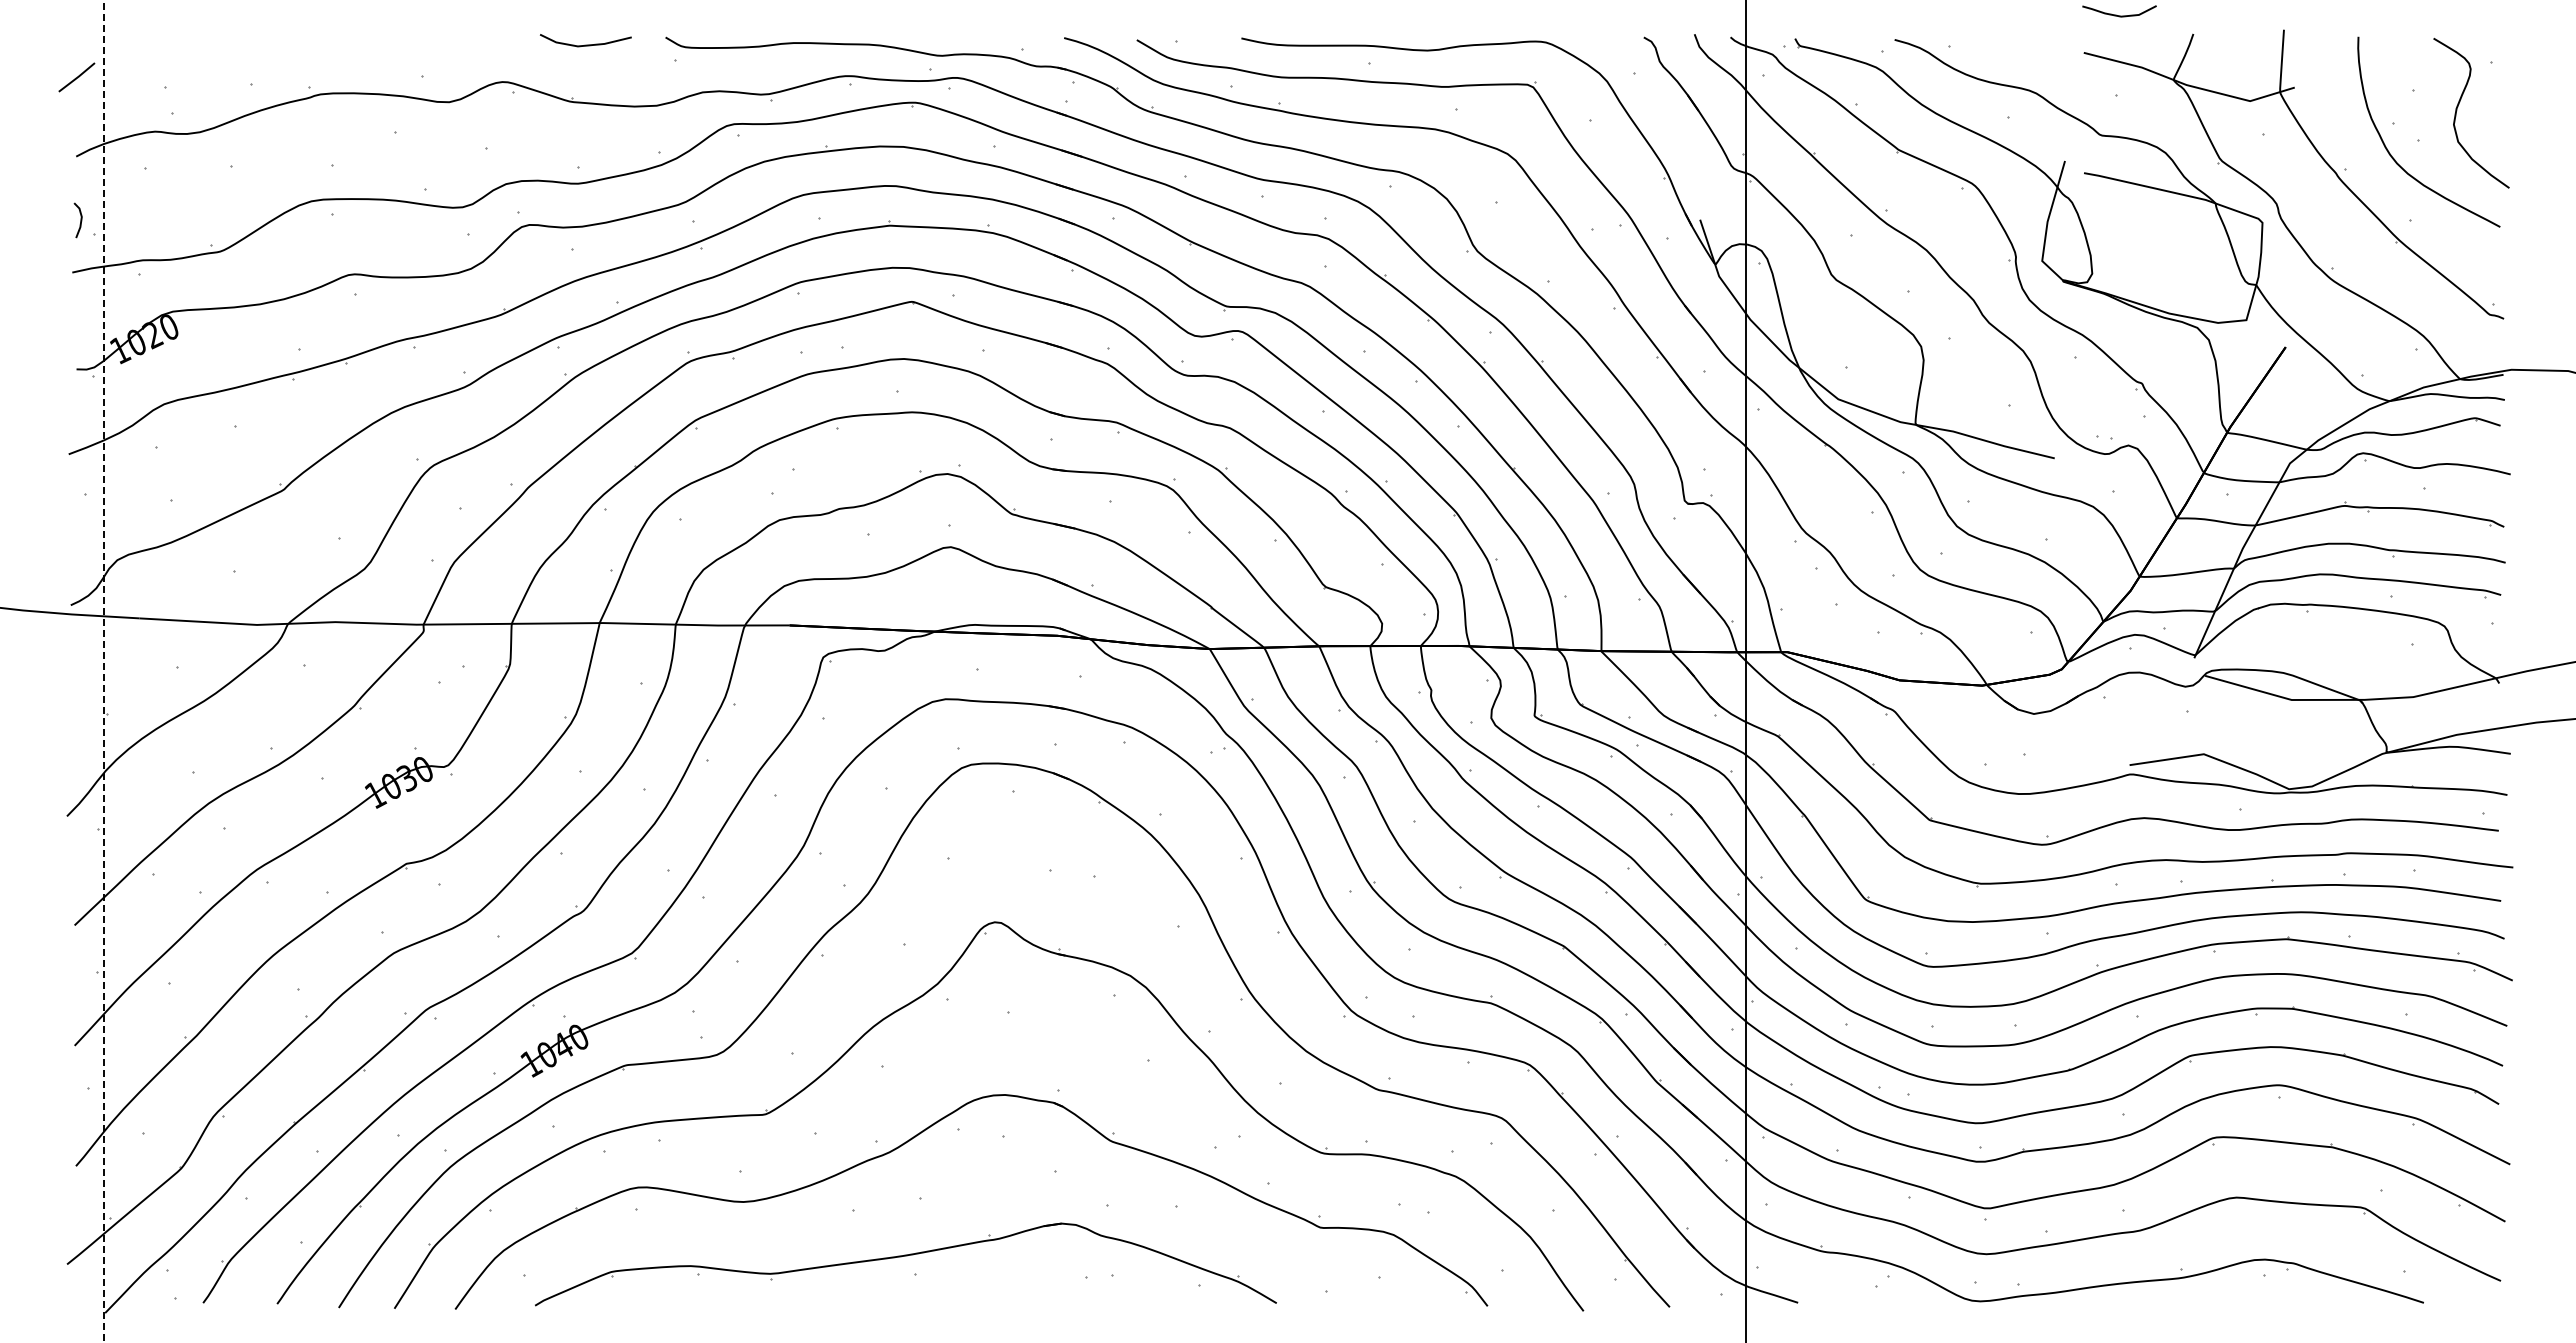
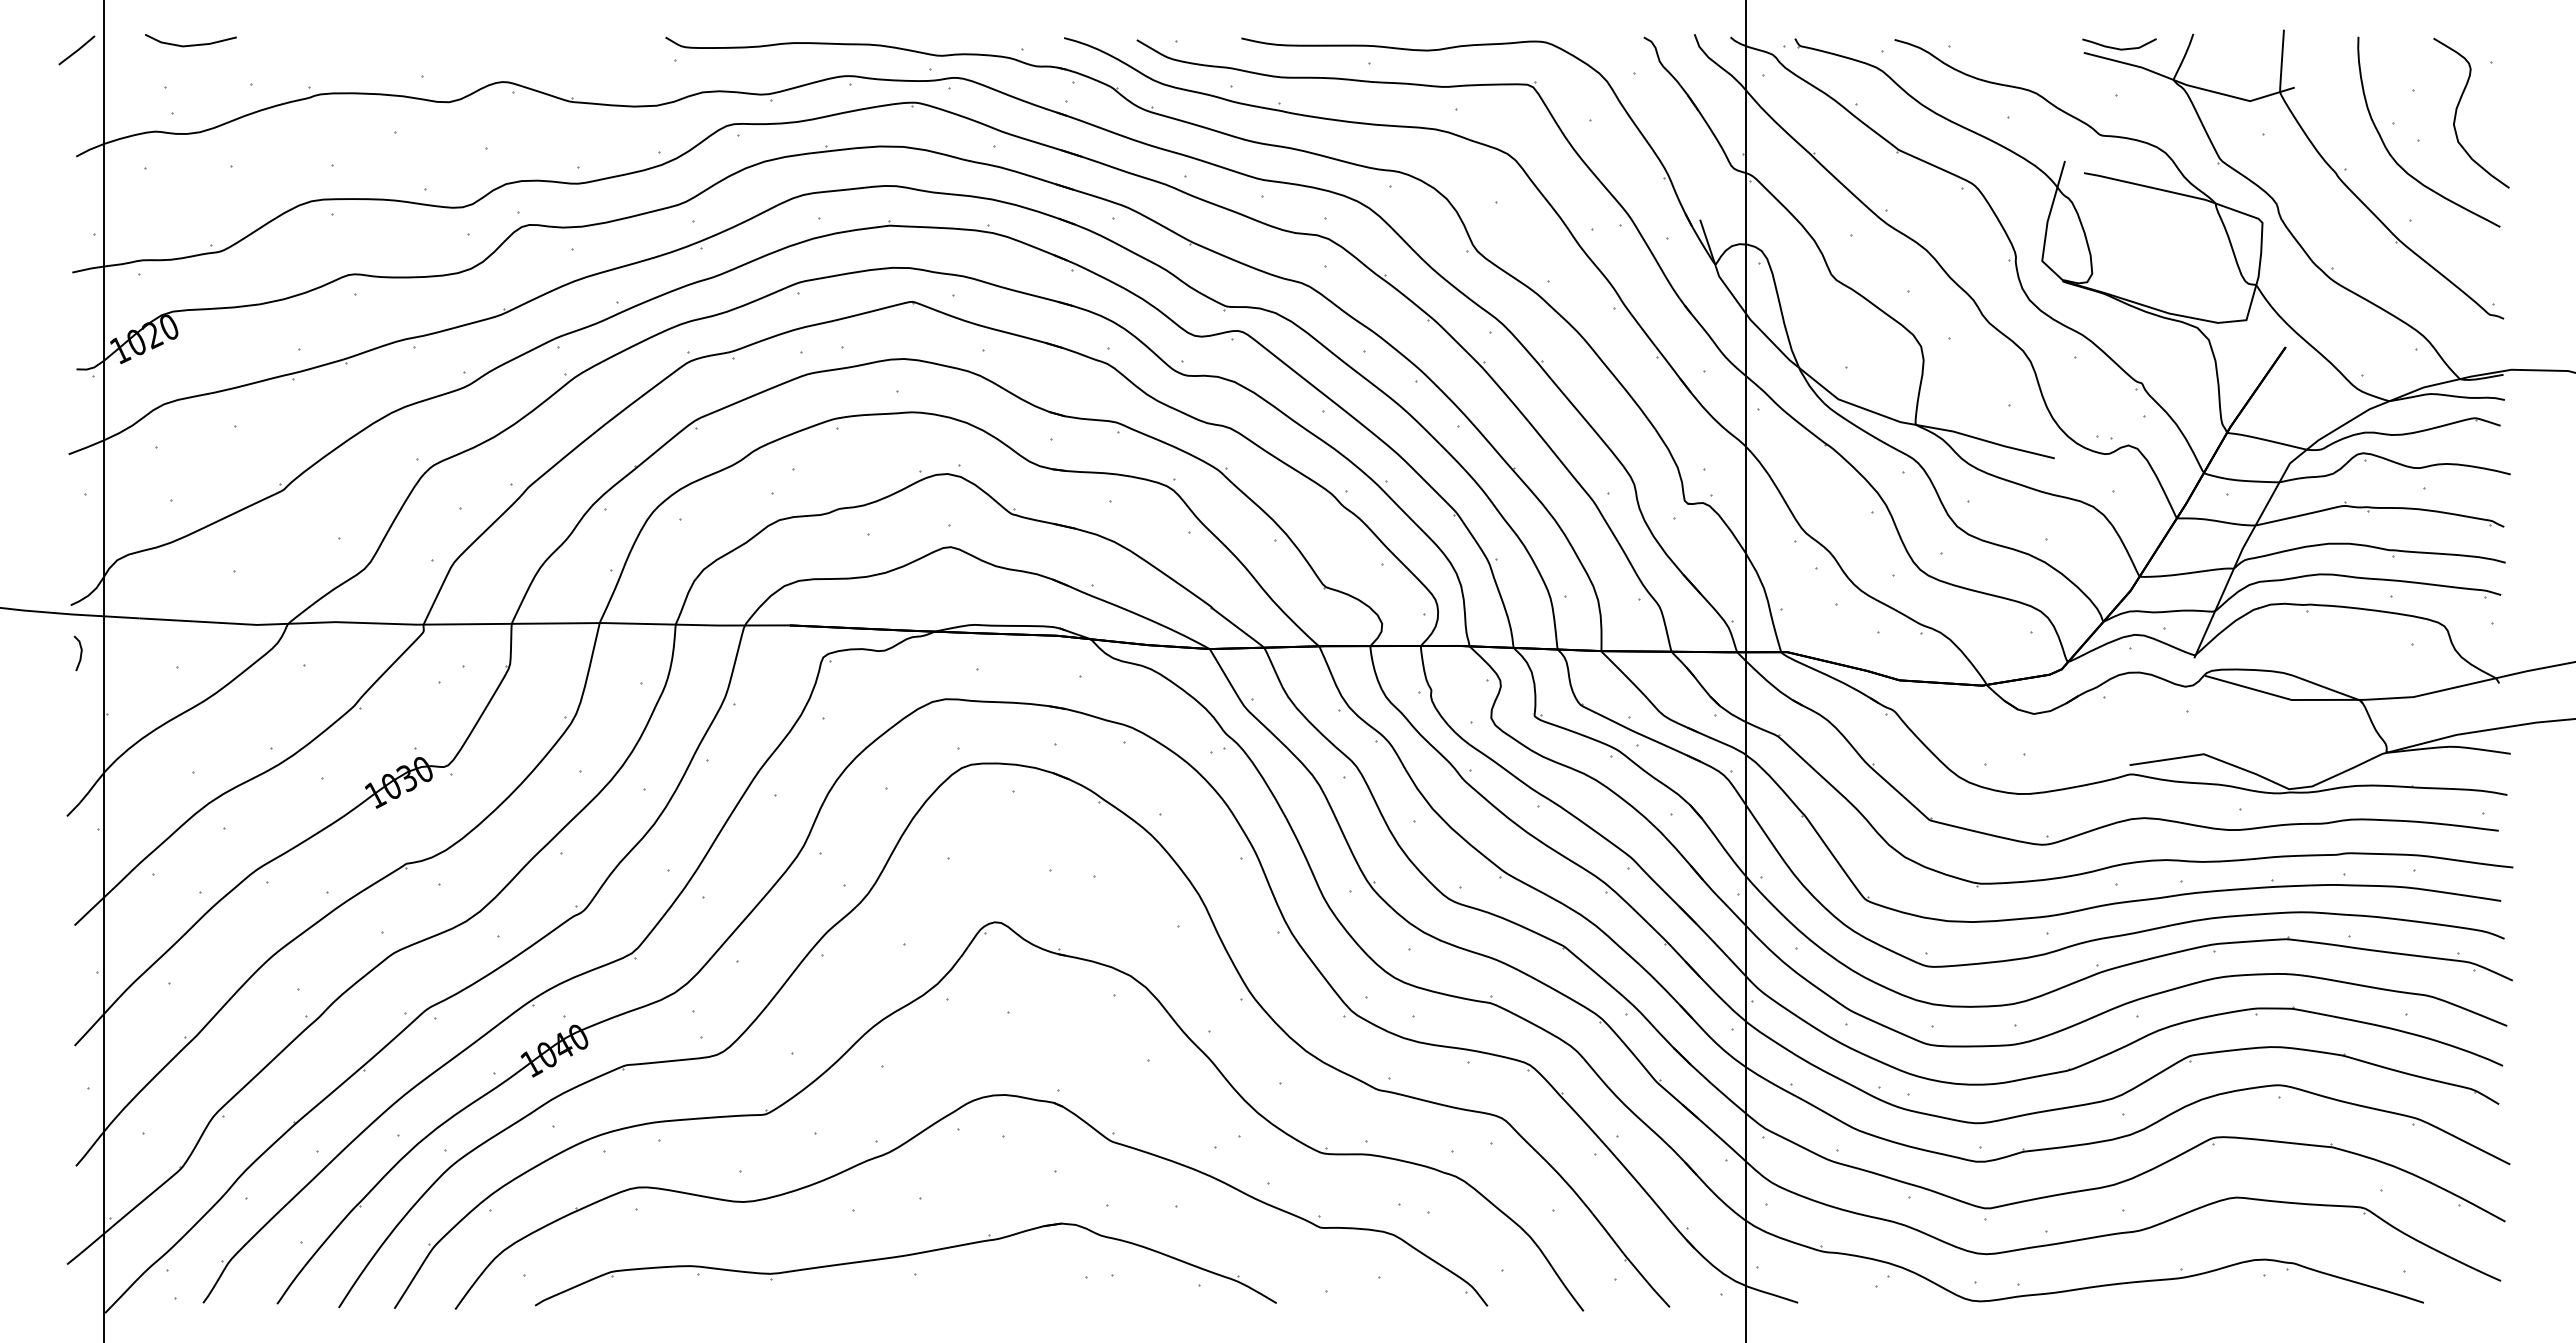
curve position: (2119, 15) -> (2119, 48) (2119, 48)
line position: (585, 44) -> (190, 44) (190, 44)
line position: (76, 77) -> (76, 50) (76, 50)
line position: (80, 220) -> (80, 653) (80, 653)
line: dashed -> solid (103, 671)
